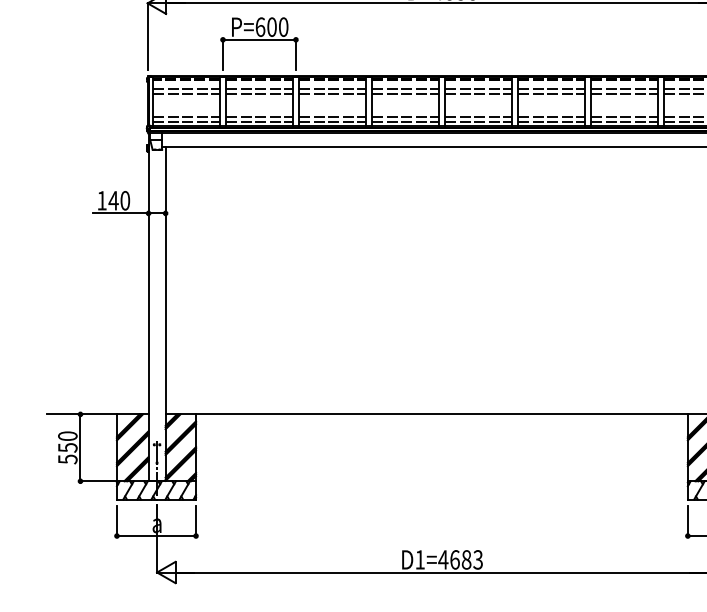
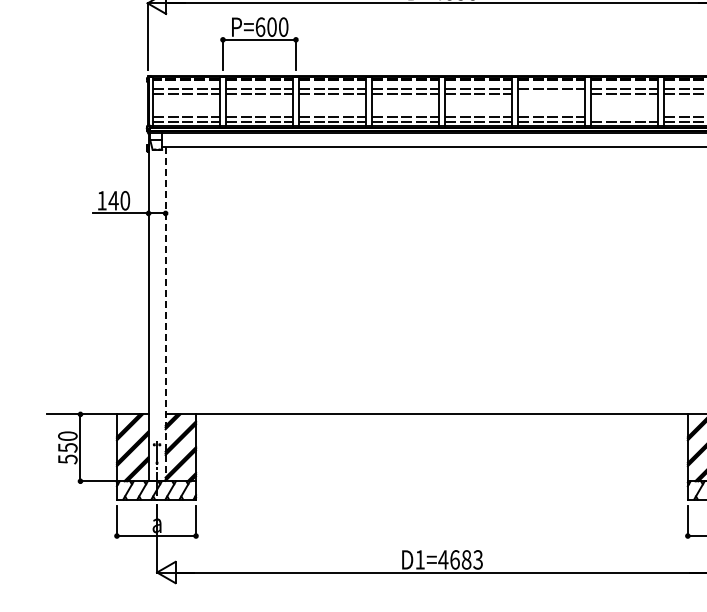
line: present -> none (550, 93)
line: present -> none (623, 116)
line: solid -> dashed (165, 314)
